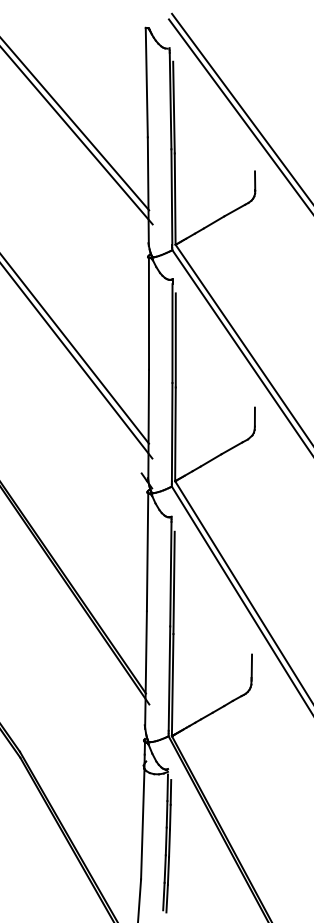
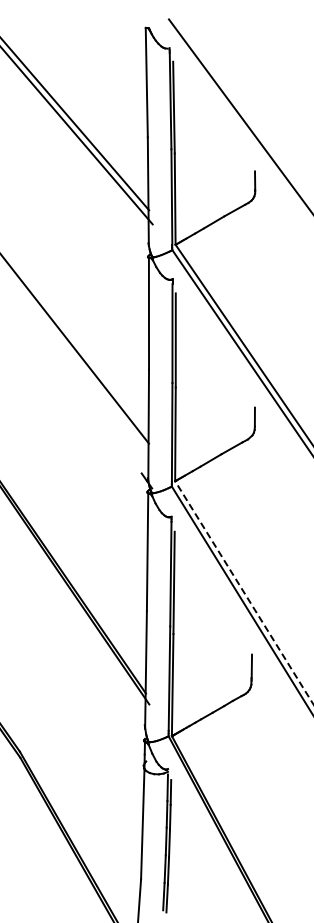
line: present -> none (241, 107)
line: present -> none (77, 361)
line: solid -> dashed (244, 592)
